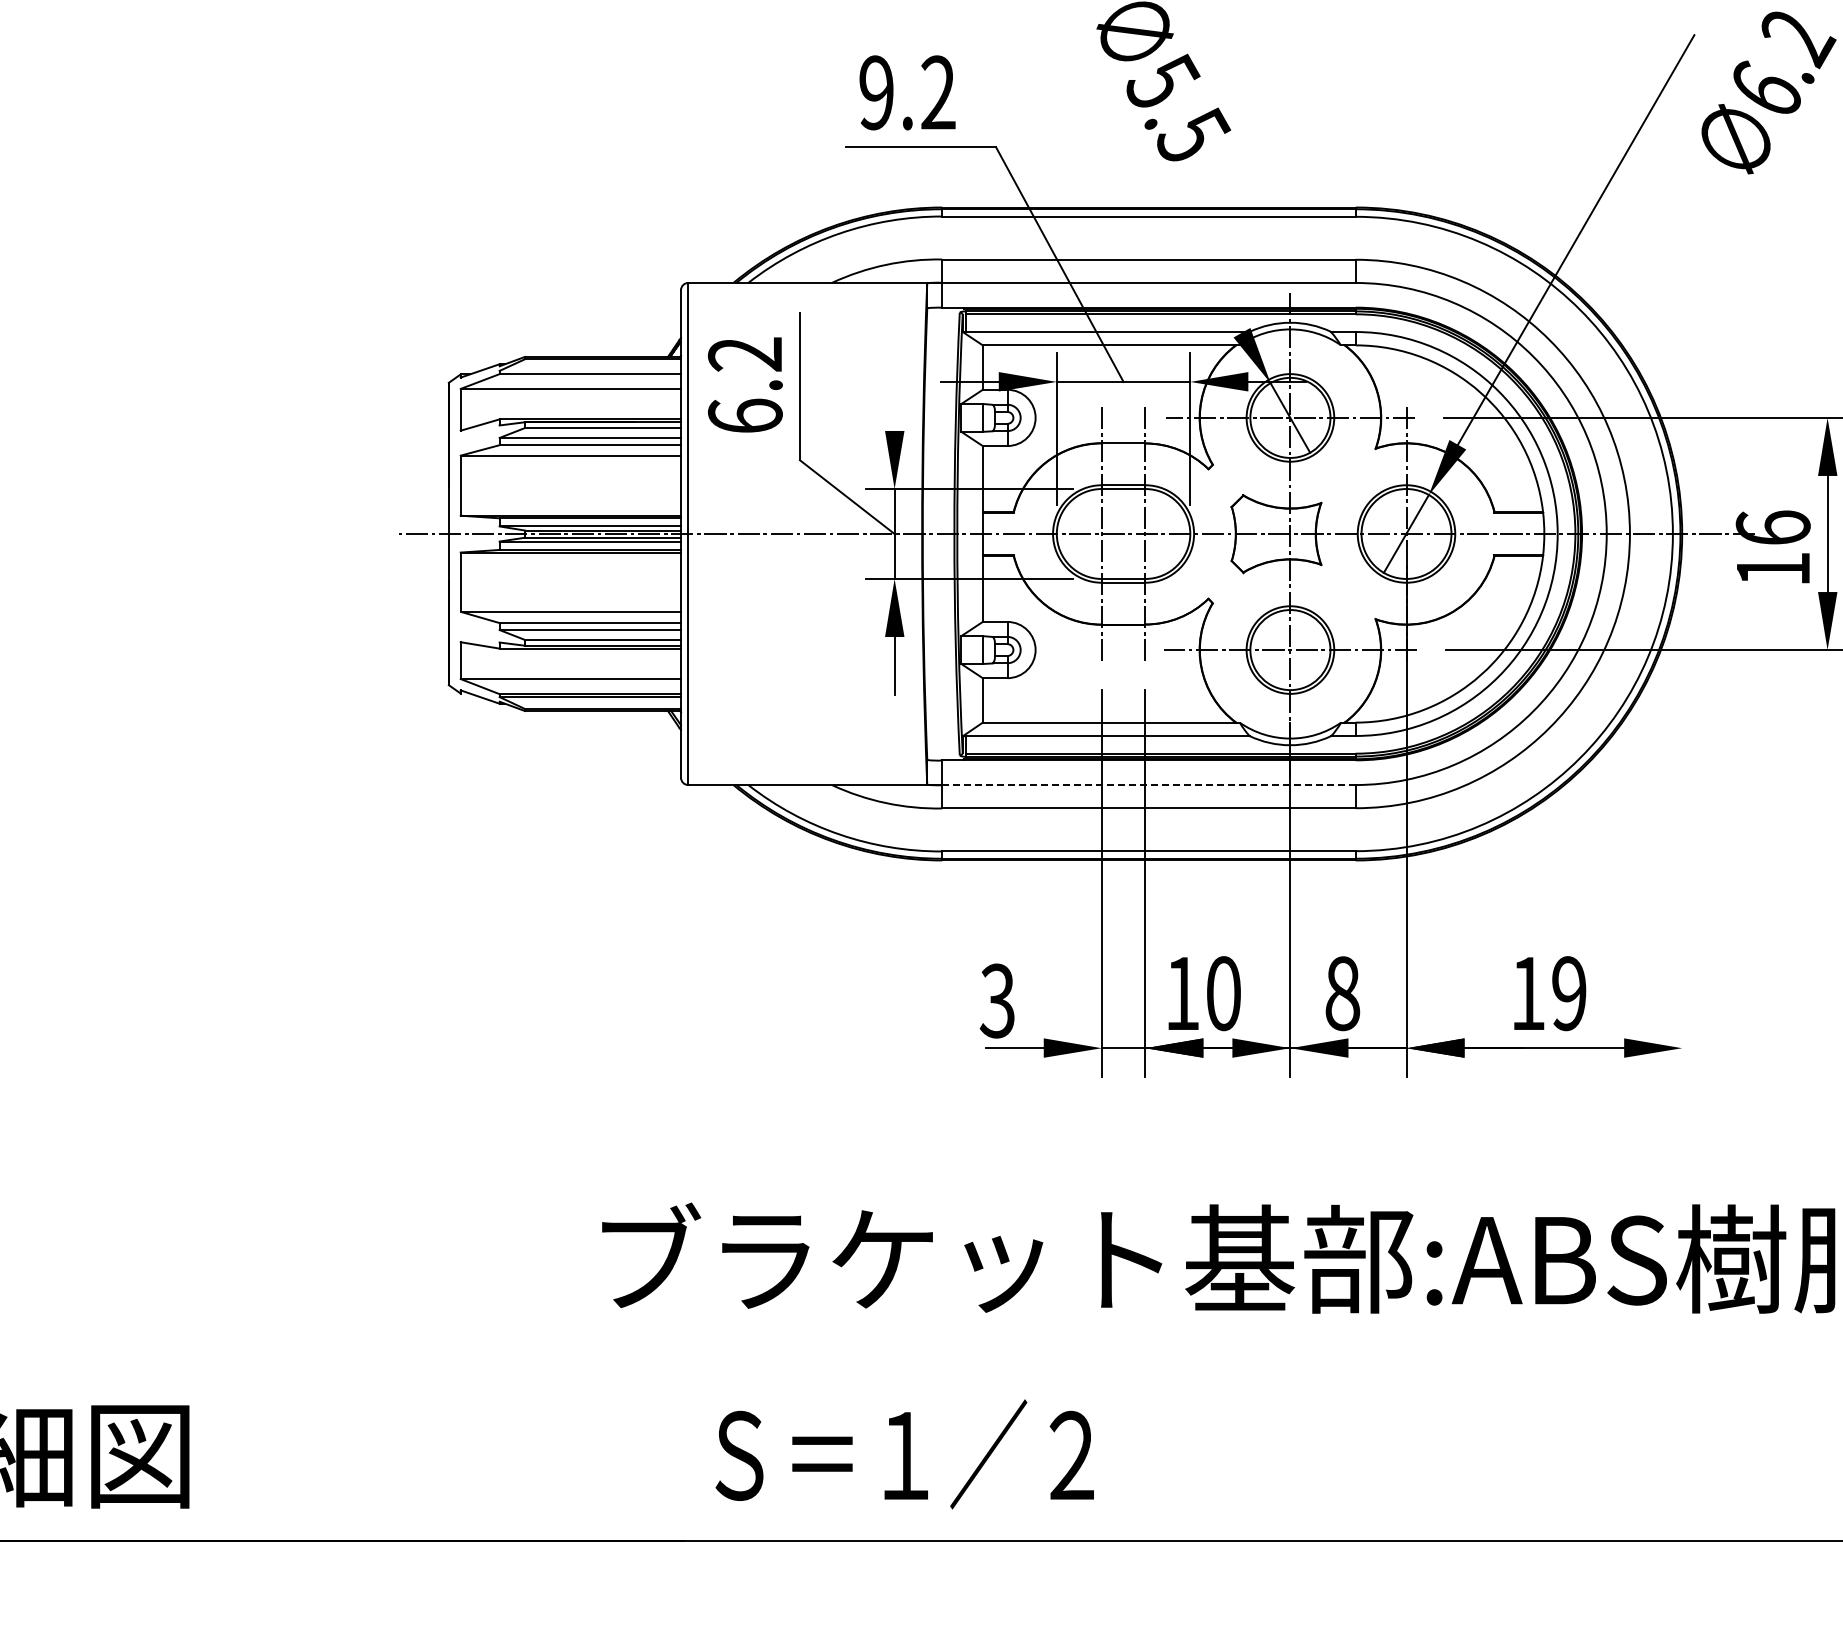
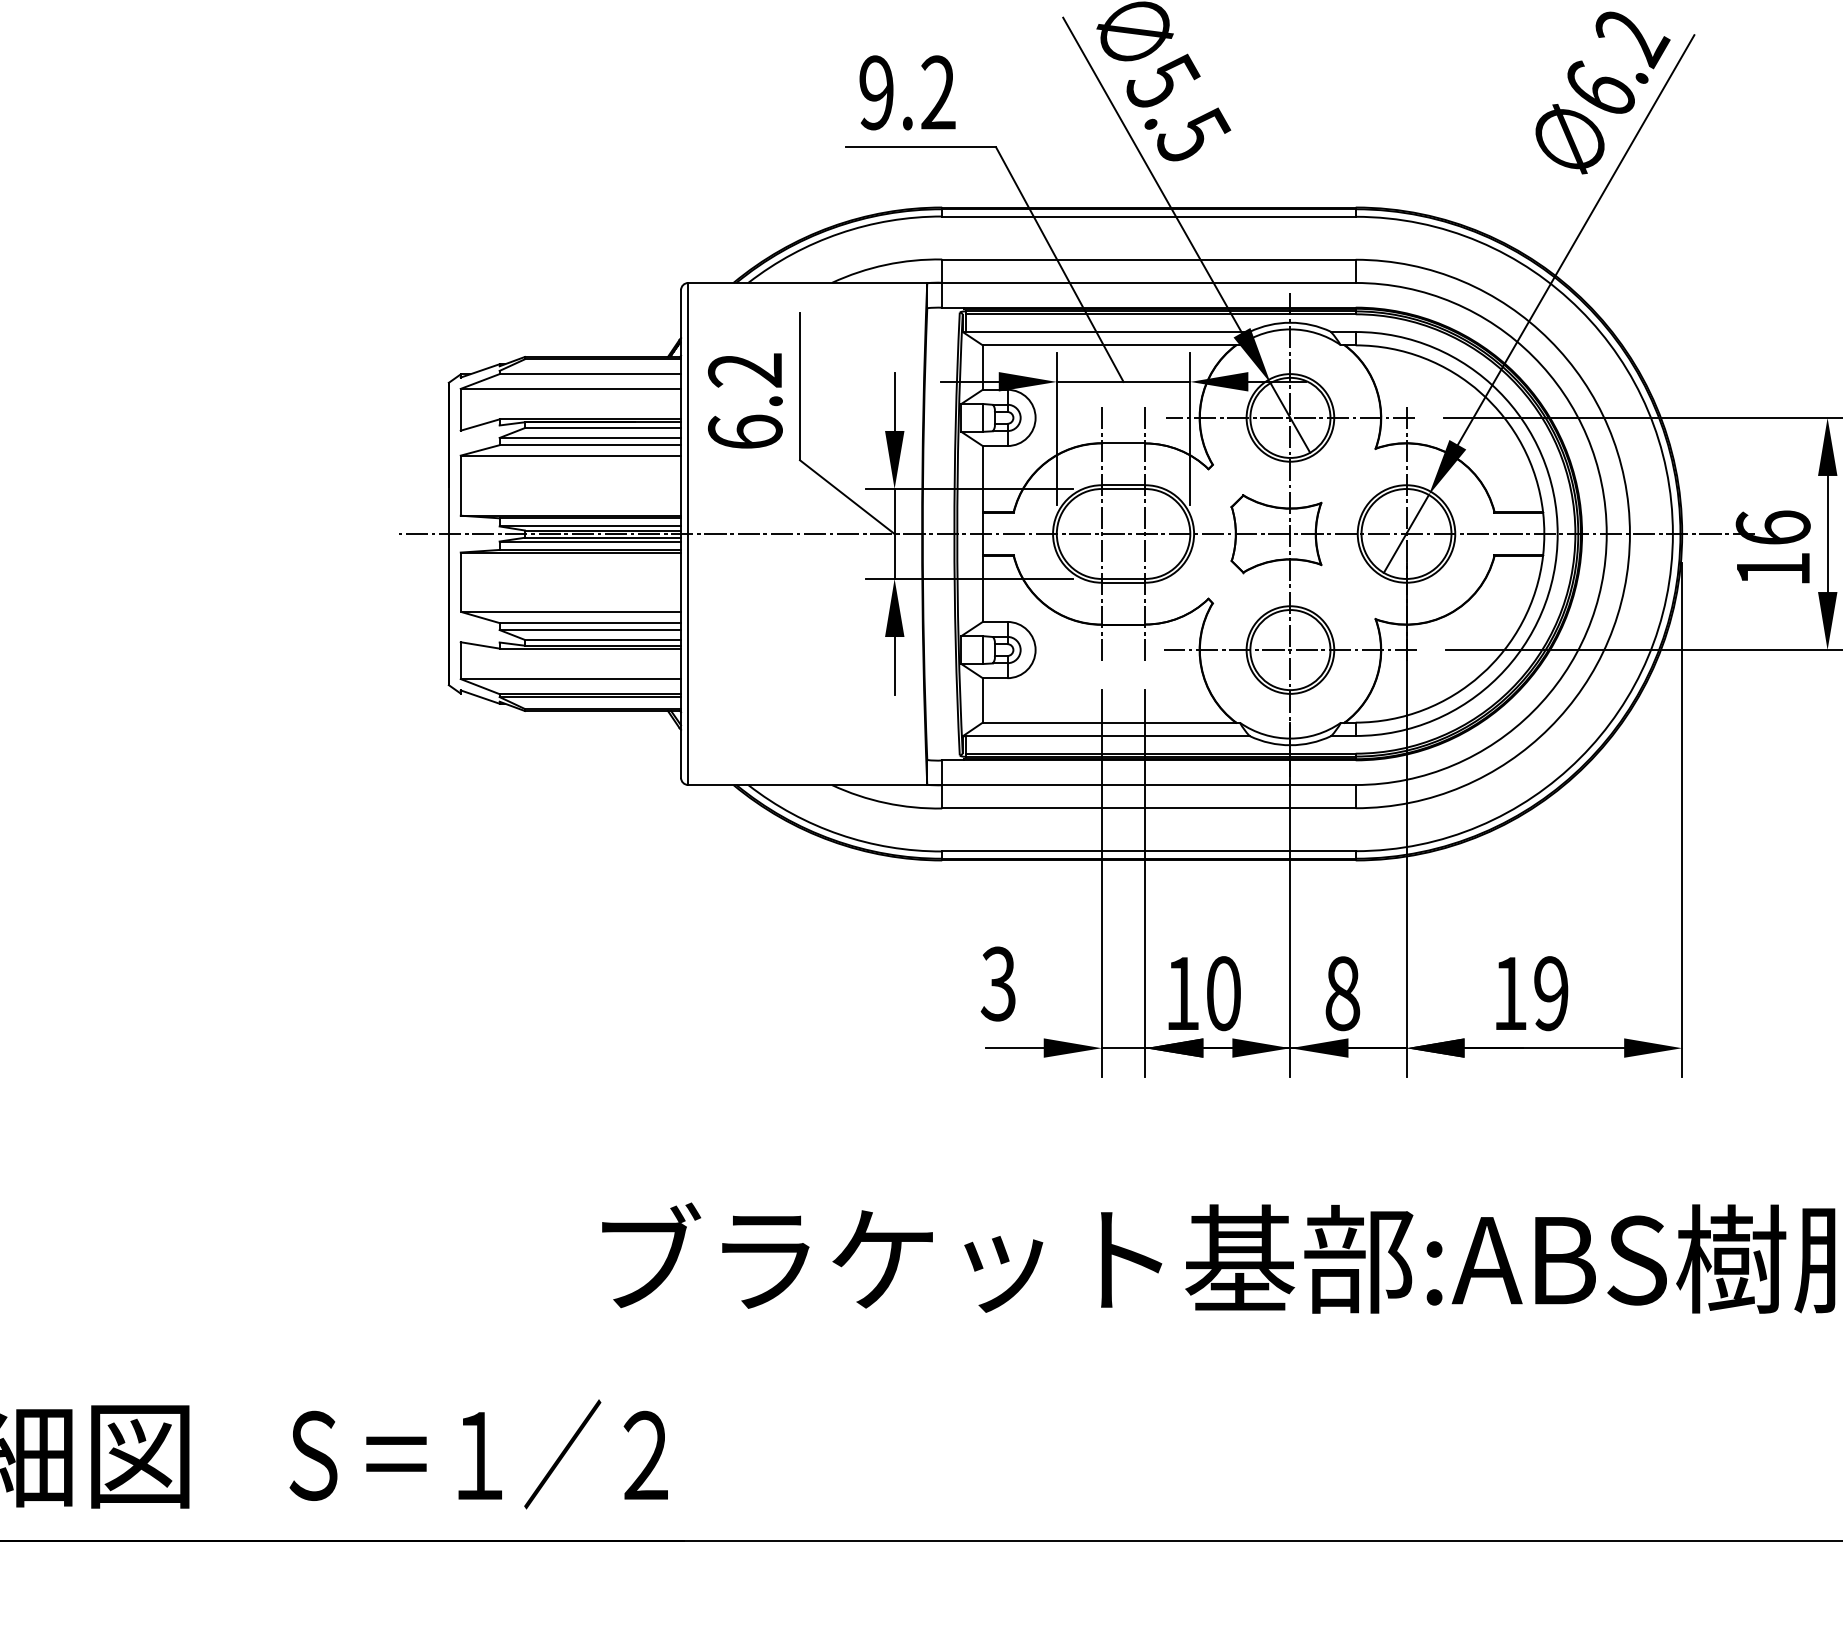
text position: (1768, 92) -> (1602, 92) (1602, 92)
line: none -> present (1152, 174)
text position: (745, 384) -> (745, 400) (745, 400)
line: none -> present (894, 401)
line: dashed -> solid (1148, 785)
line: none -> present (1682, 820)
text position: (1550, 993) -> (1532, 993) (1532, 993)
text position: (996, 1000) -> (997, 983) (997, 983)
text position: (904, 1454) -> (478, 1454) (478, 1454)
